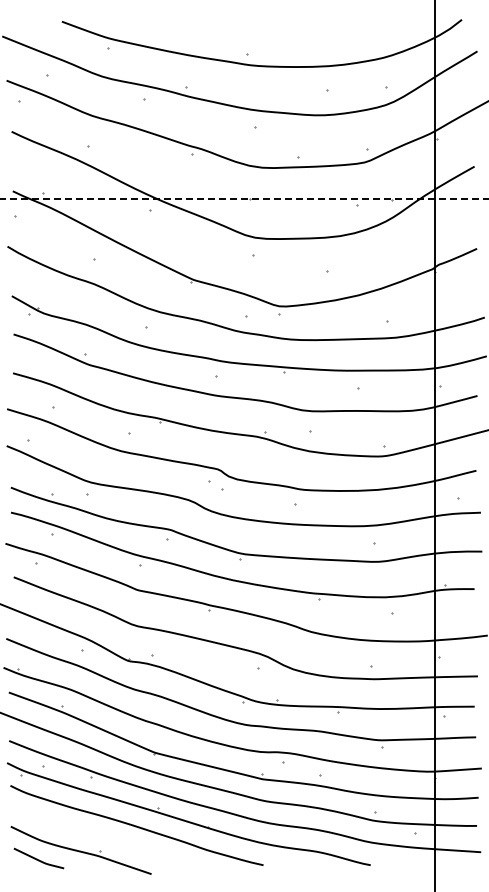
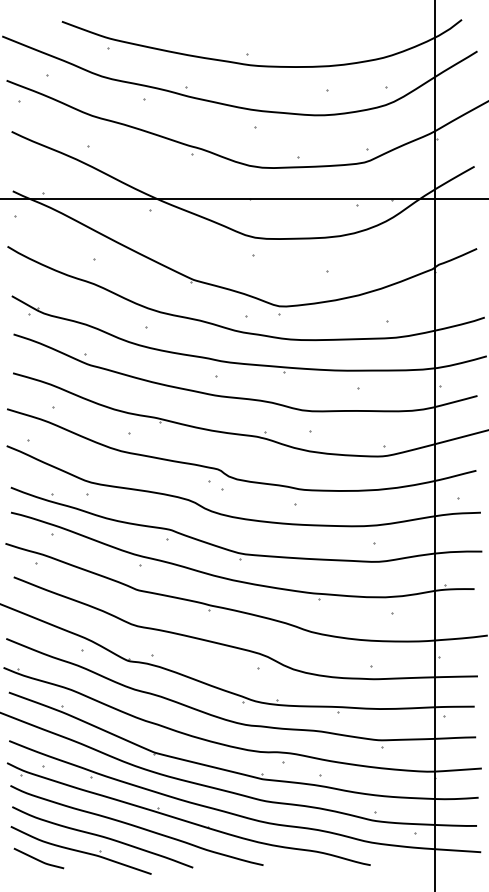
line: dashed -> solid (243, 199)
curve: none -> present (102, 837)
